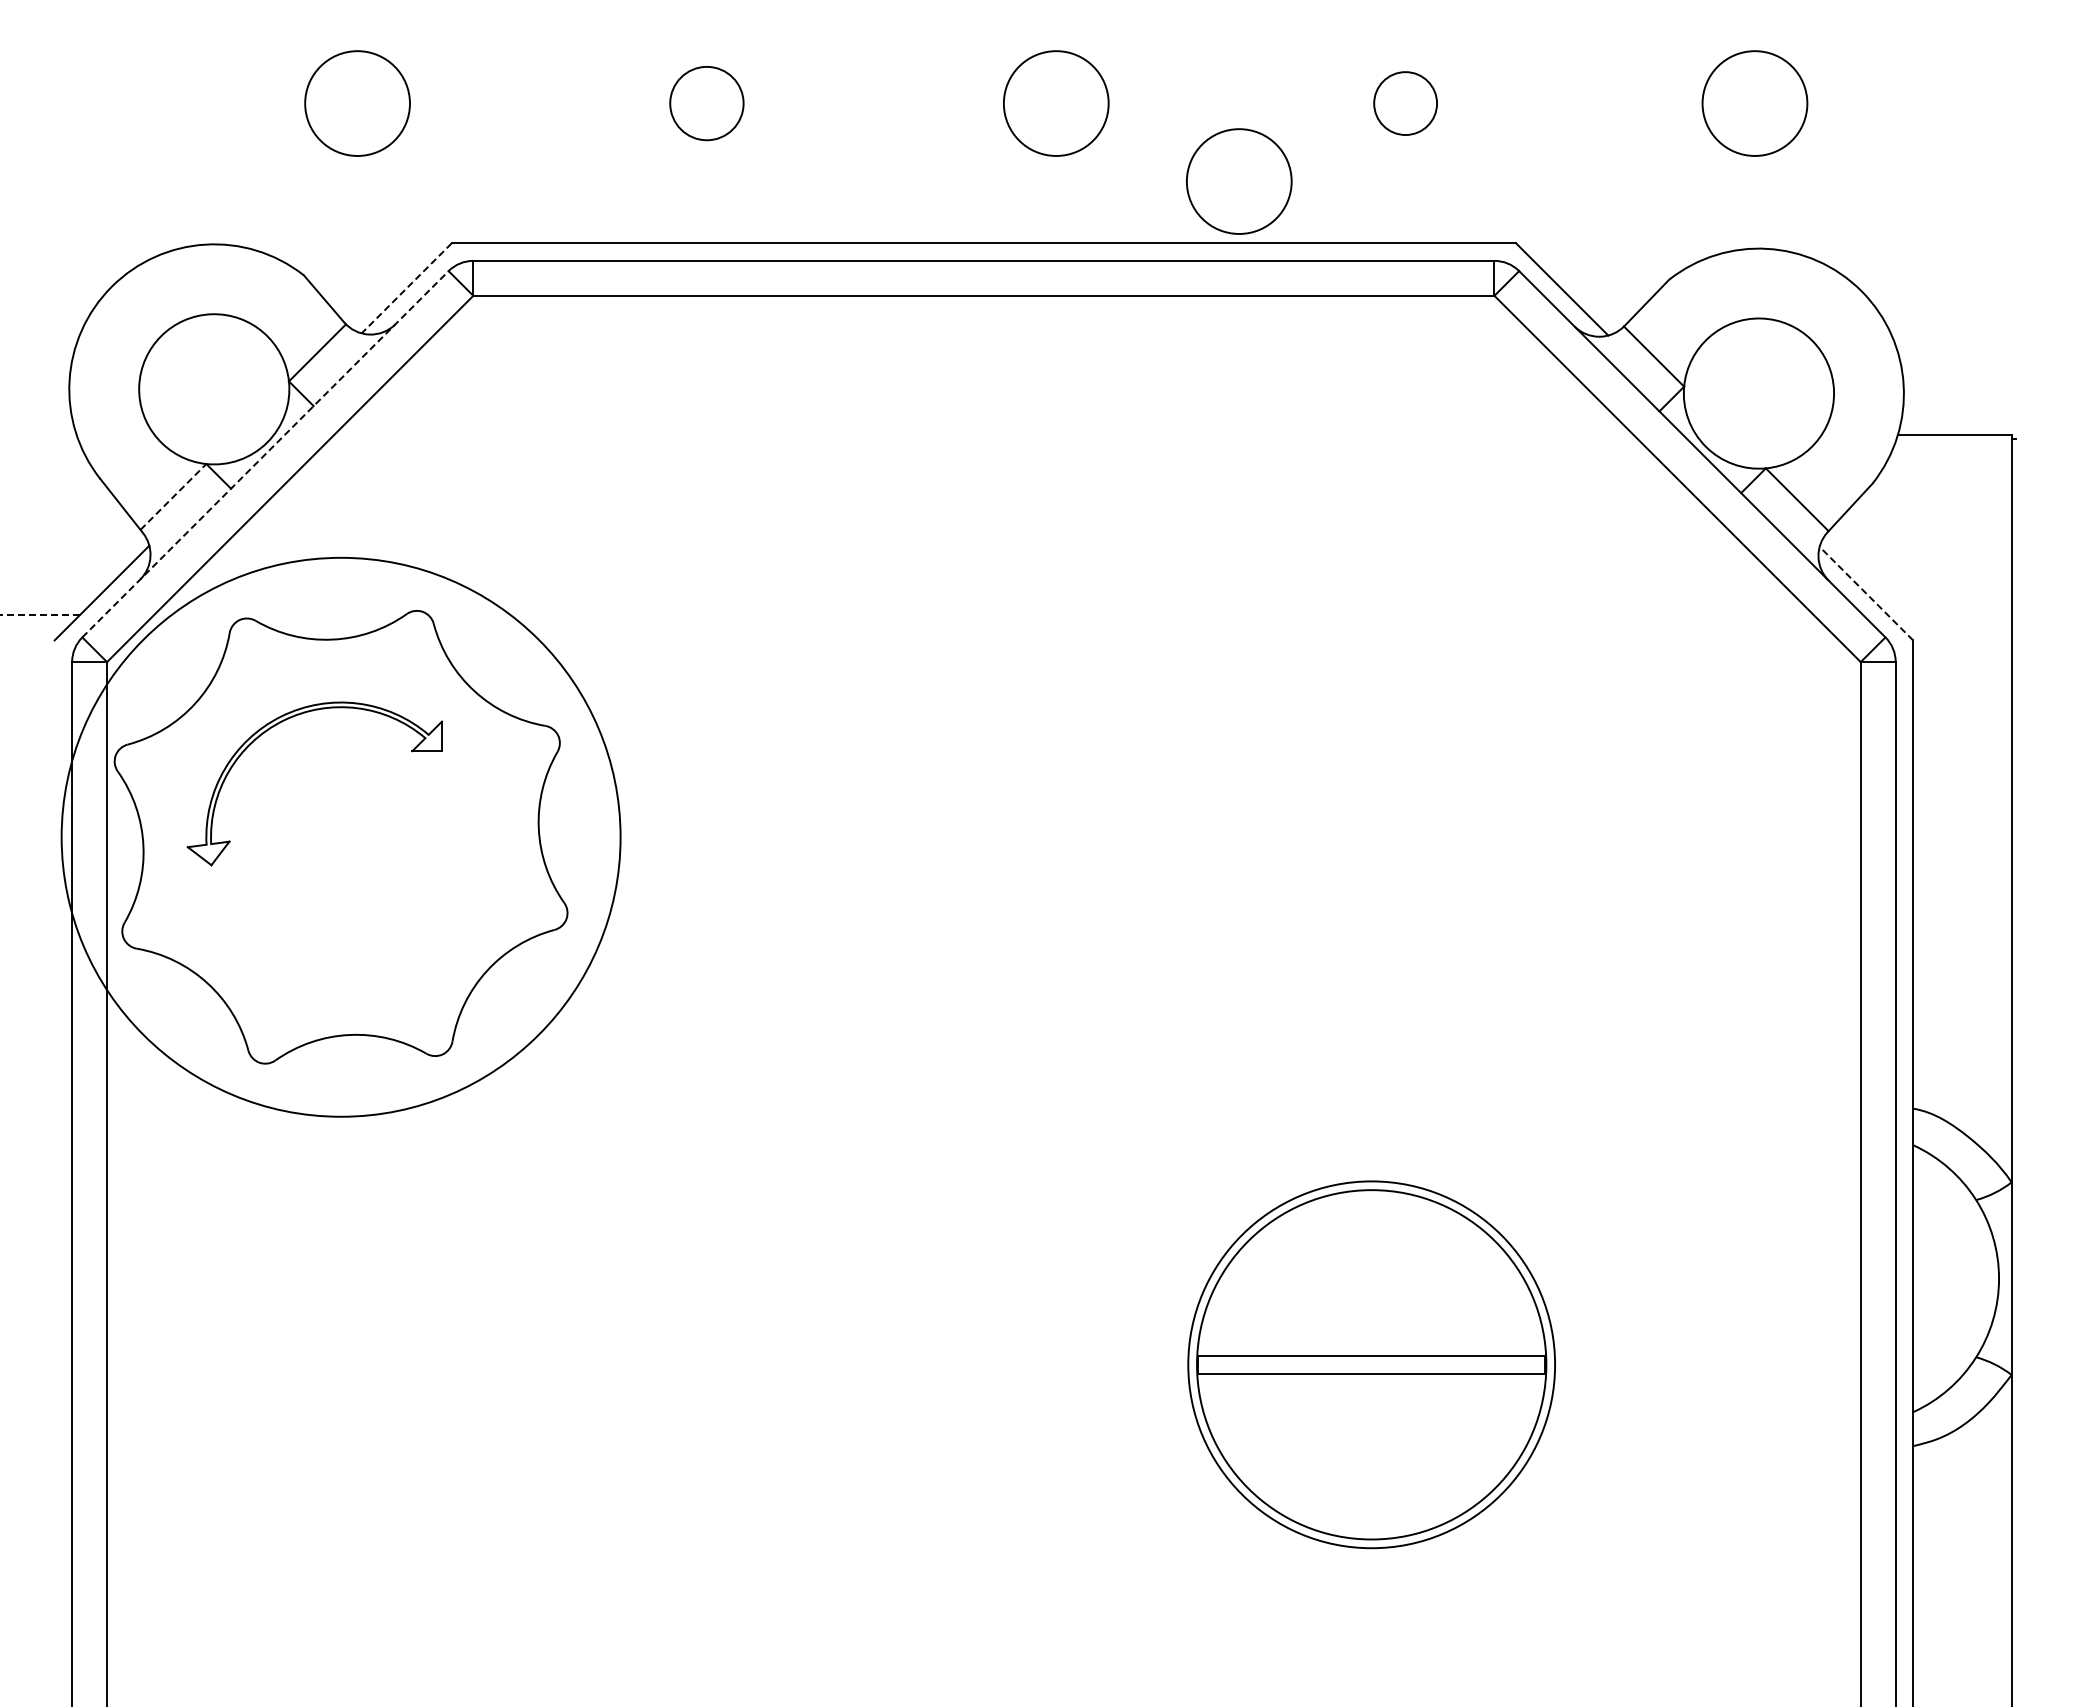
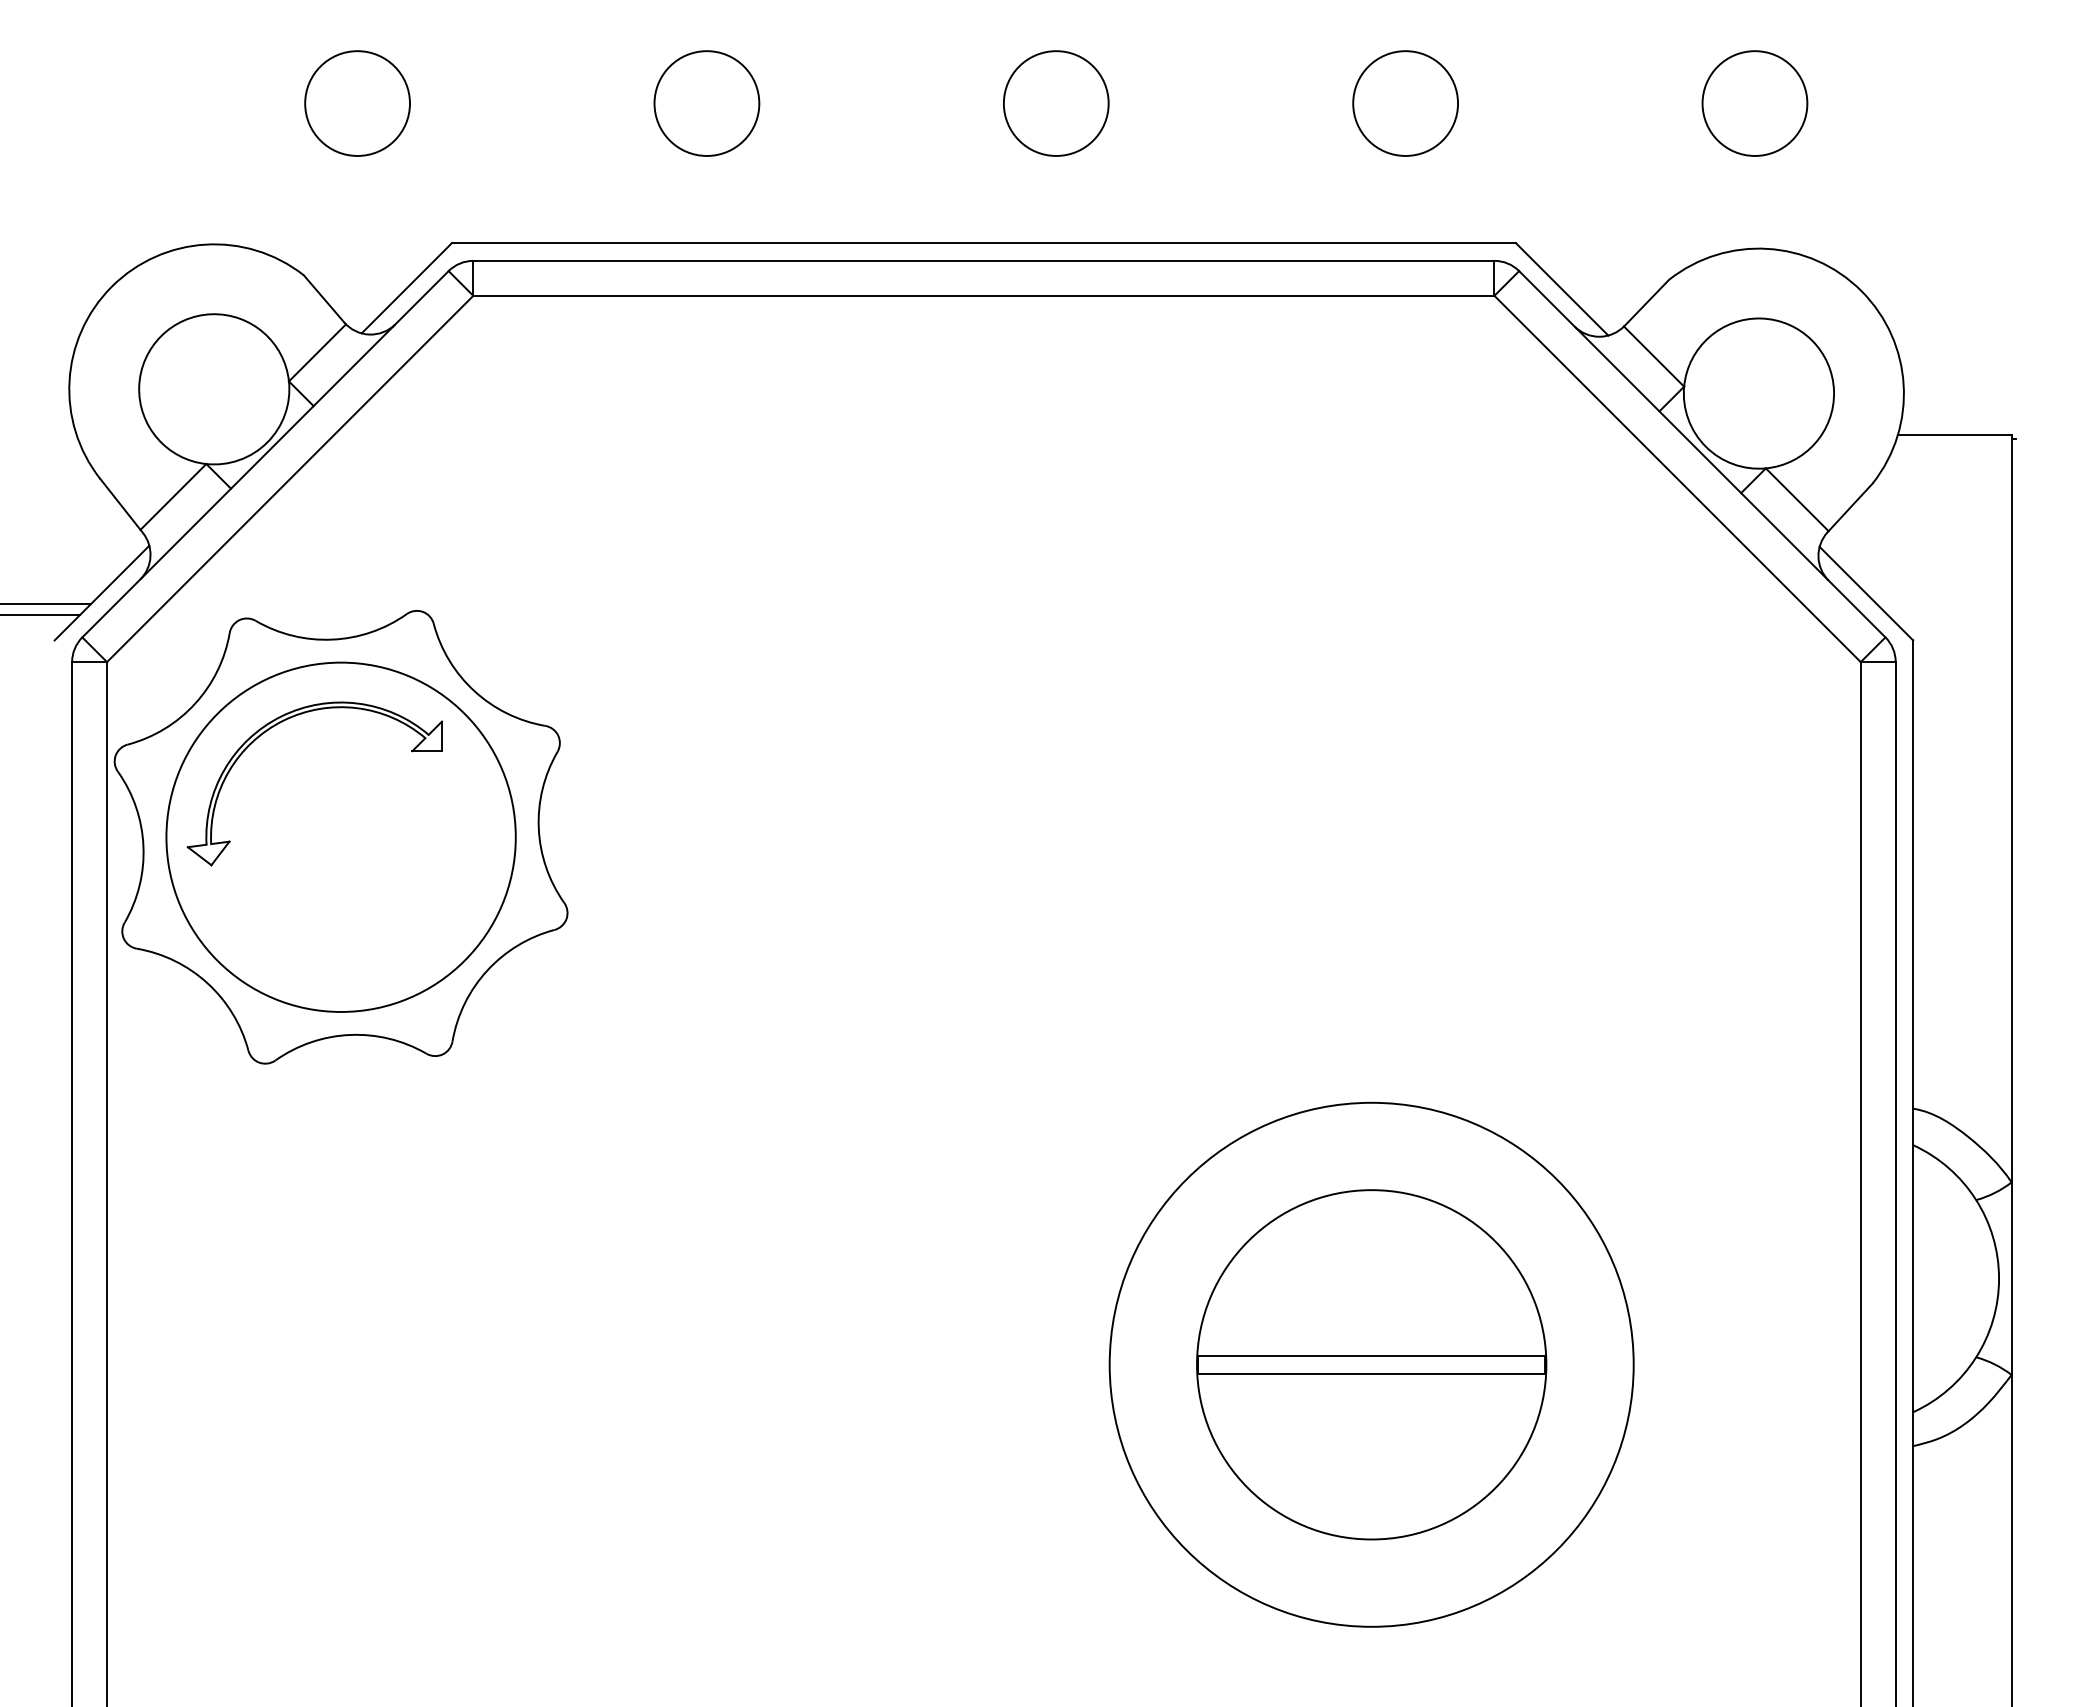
circle diameter: 73 px -> 105 px (706, 103)
circle diameter: 63 px -> 105 px (1405, 103)
circle: present -> none (1239, 181)
line: dashed -> solid (406, 288)
line: dashed -> solid (265, 453)
line: dashed -> solid (173, 496)
line: dashed -> solid (1866, 593)
line: none -> present (46, 604)
line: dashed -> solid (39, 615)
circle diameter: 559 px -> 349 px (340, 836)
circle diameter: 367 px -> 524 px (1371, 1364)
